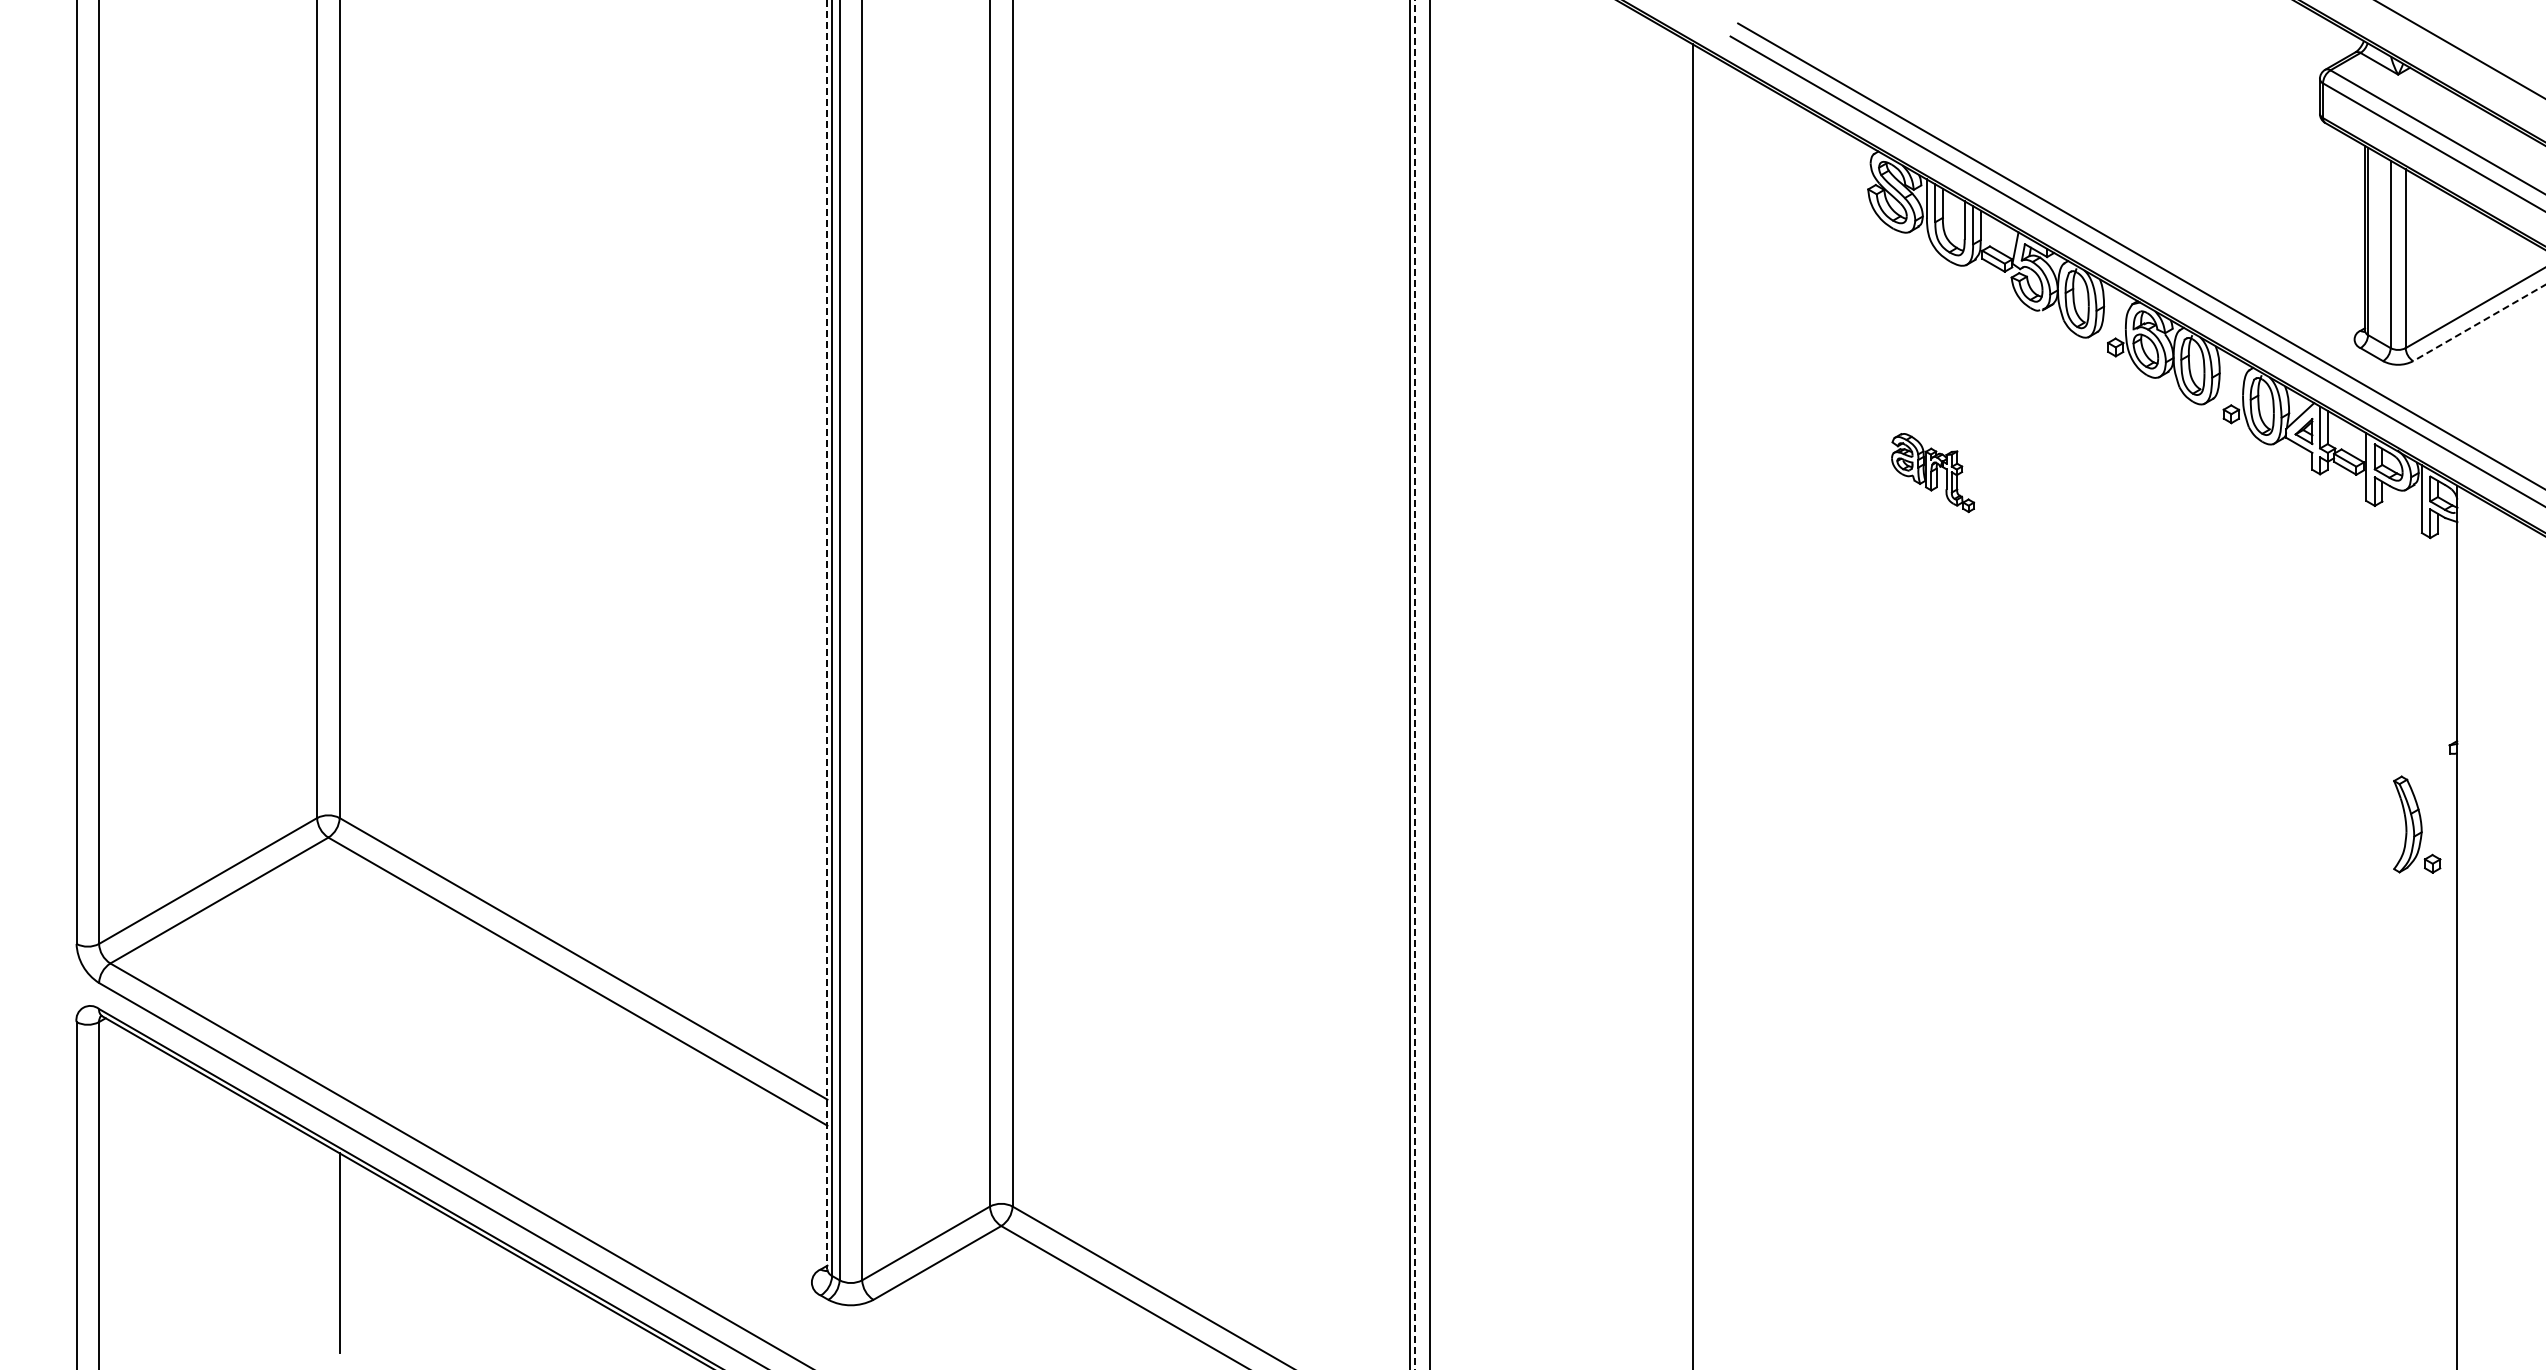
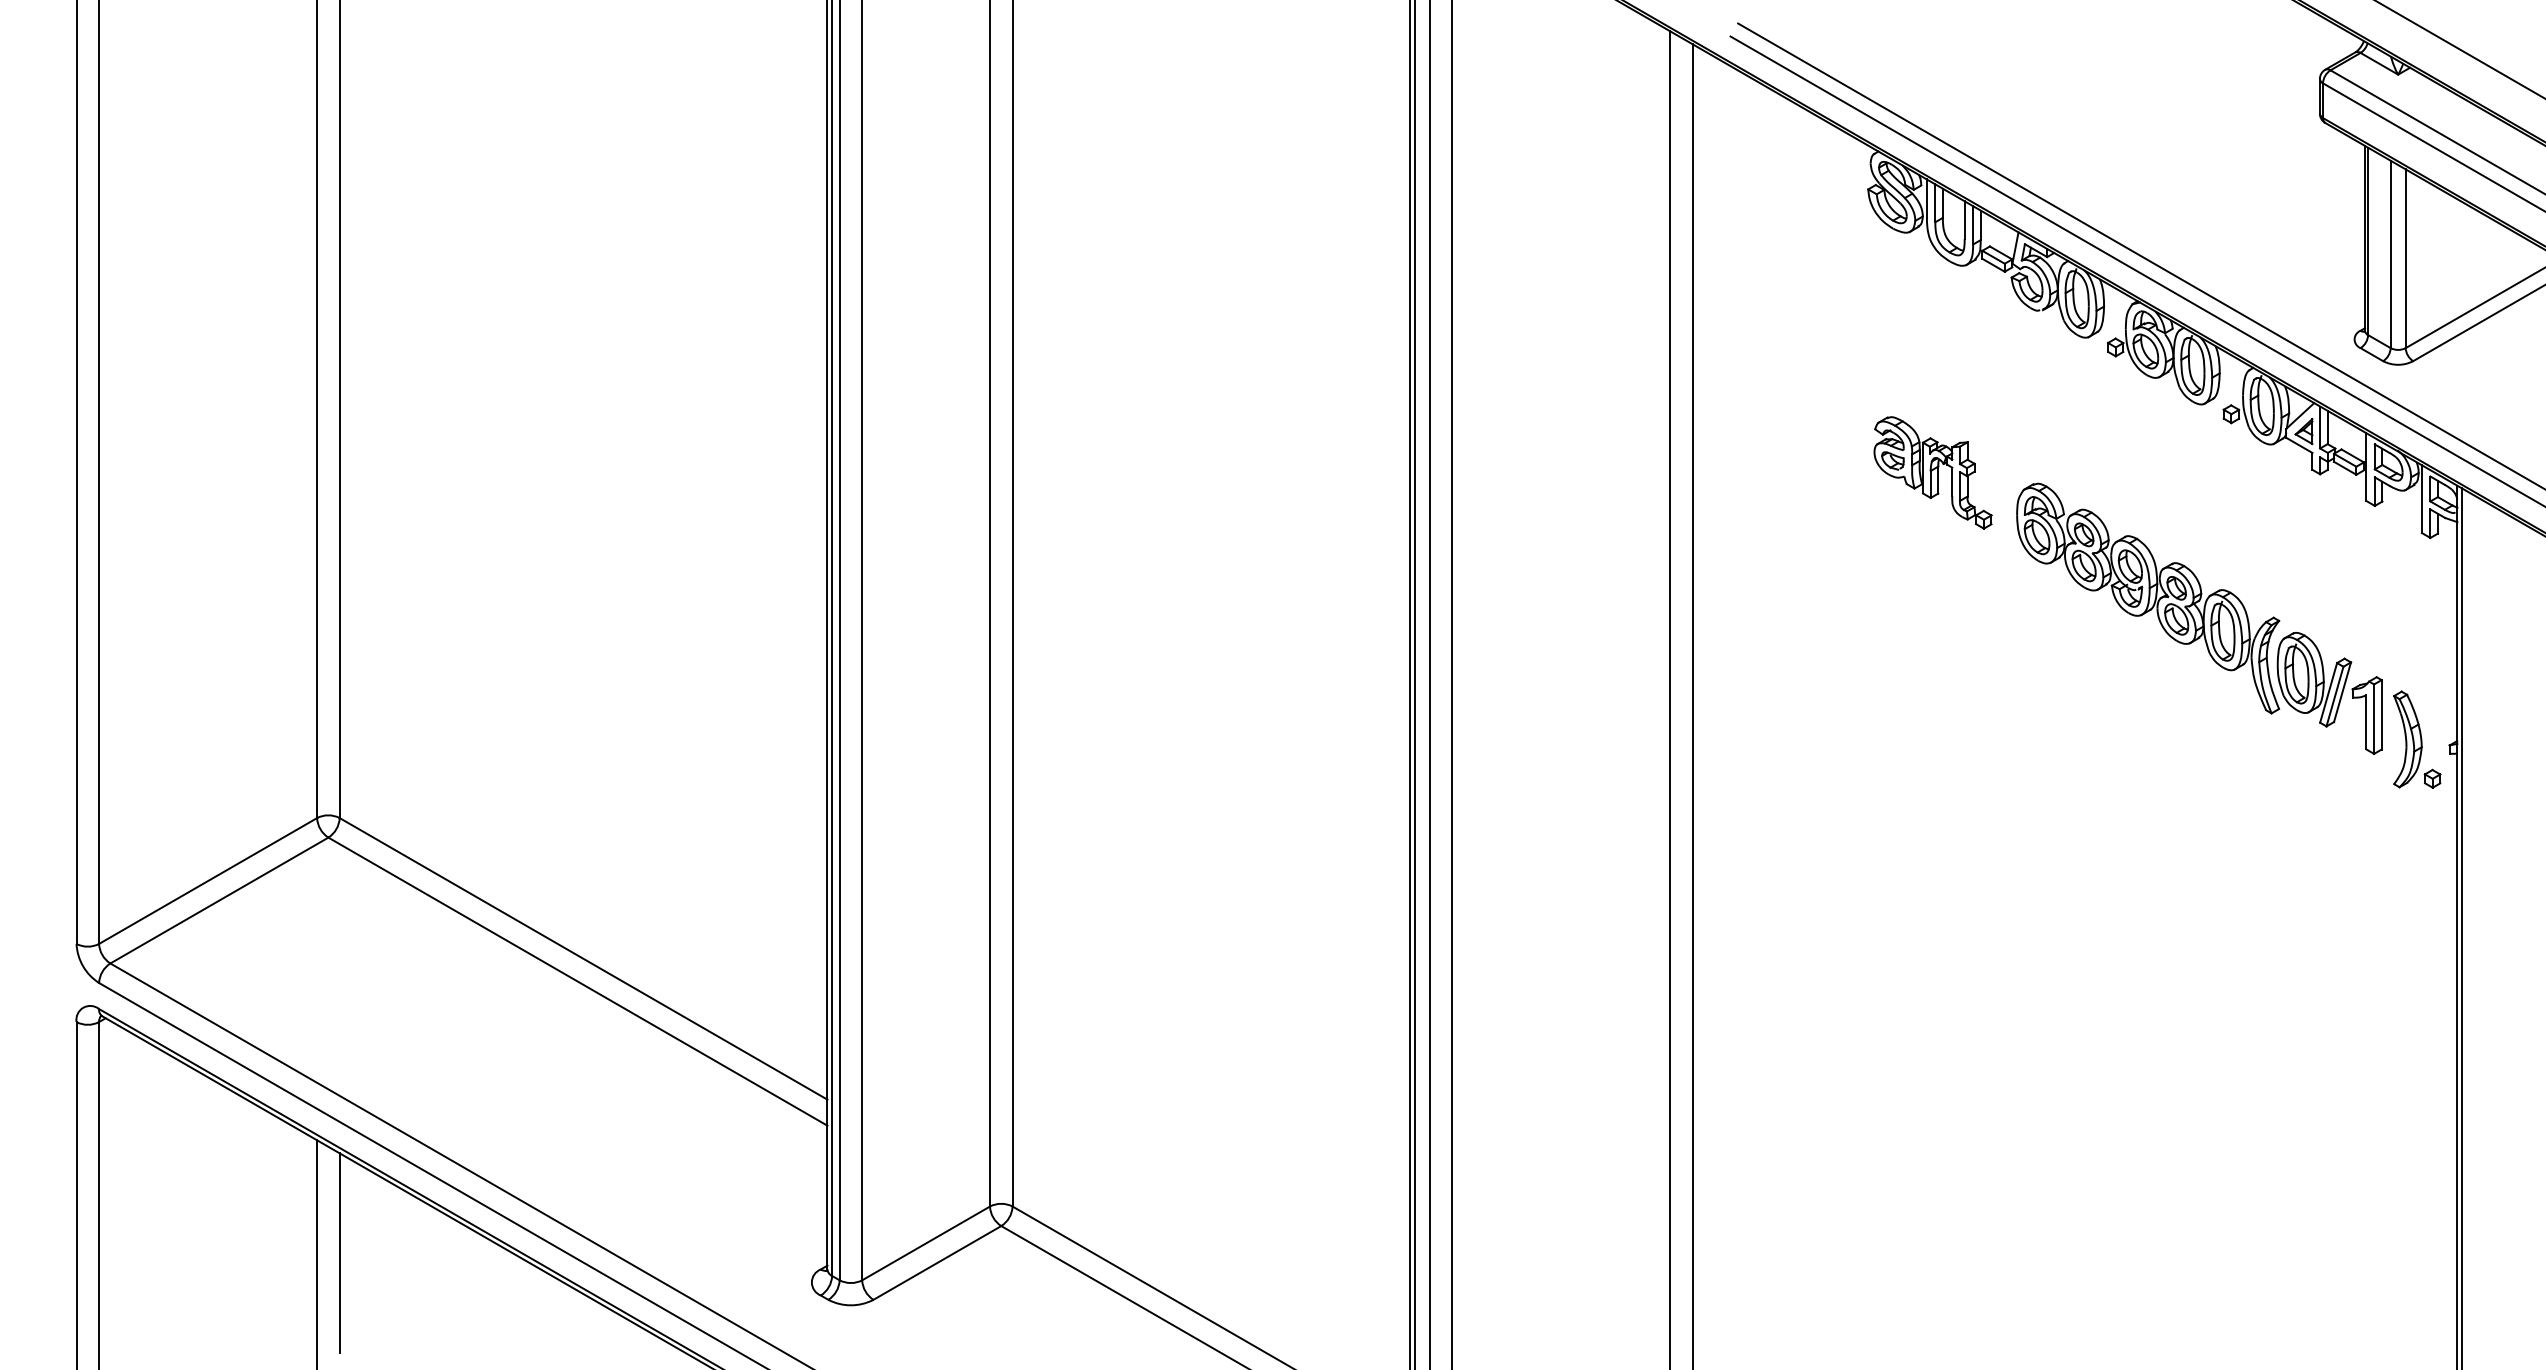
line: dashed -> solid (2478, 323)
part size: 84x81 px -> 120x114 px (1932, 472)
part: none -> present (2199, 618)
line: dashed -> solid (827, 634)
line: none -> present (1452, 684)
line: dashed -> solid (1414, 685)
line: none -> present (1670, 698)
part position: (2417, 824) -> (2417, 739) (2417, 739)
line: none -> present (2462, 927)
line: none -> present (317, 1253)
